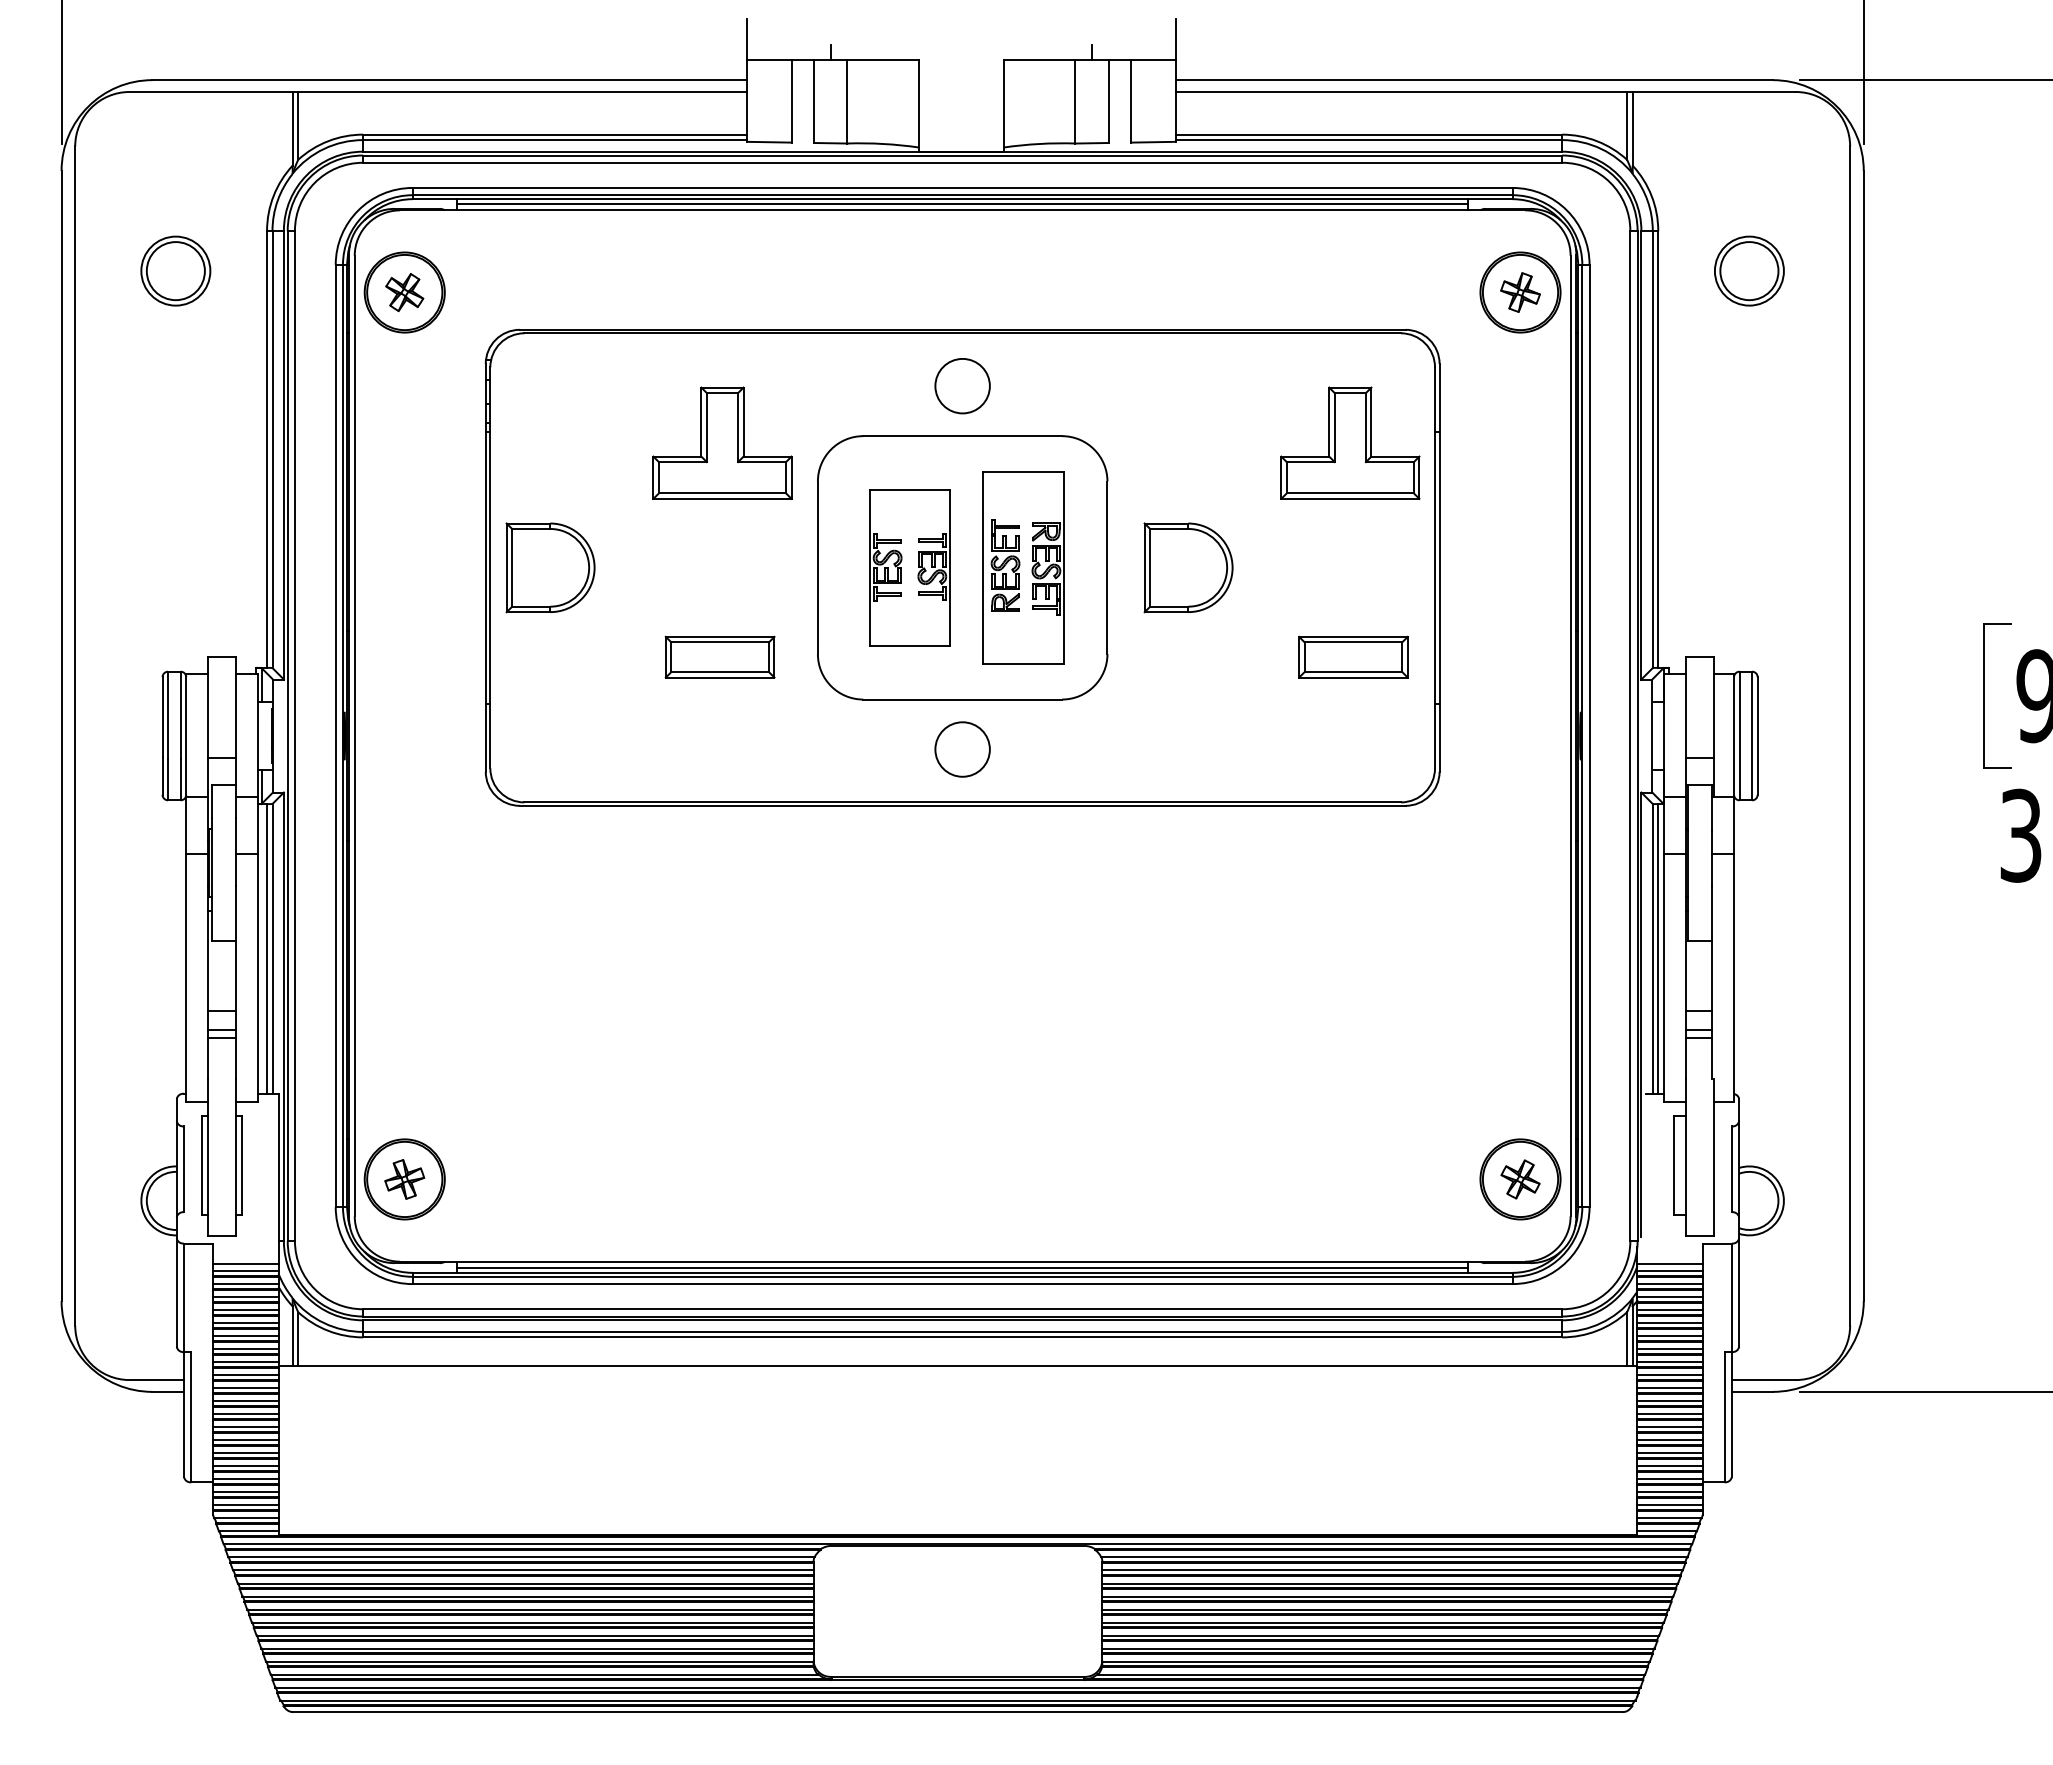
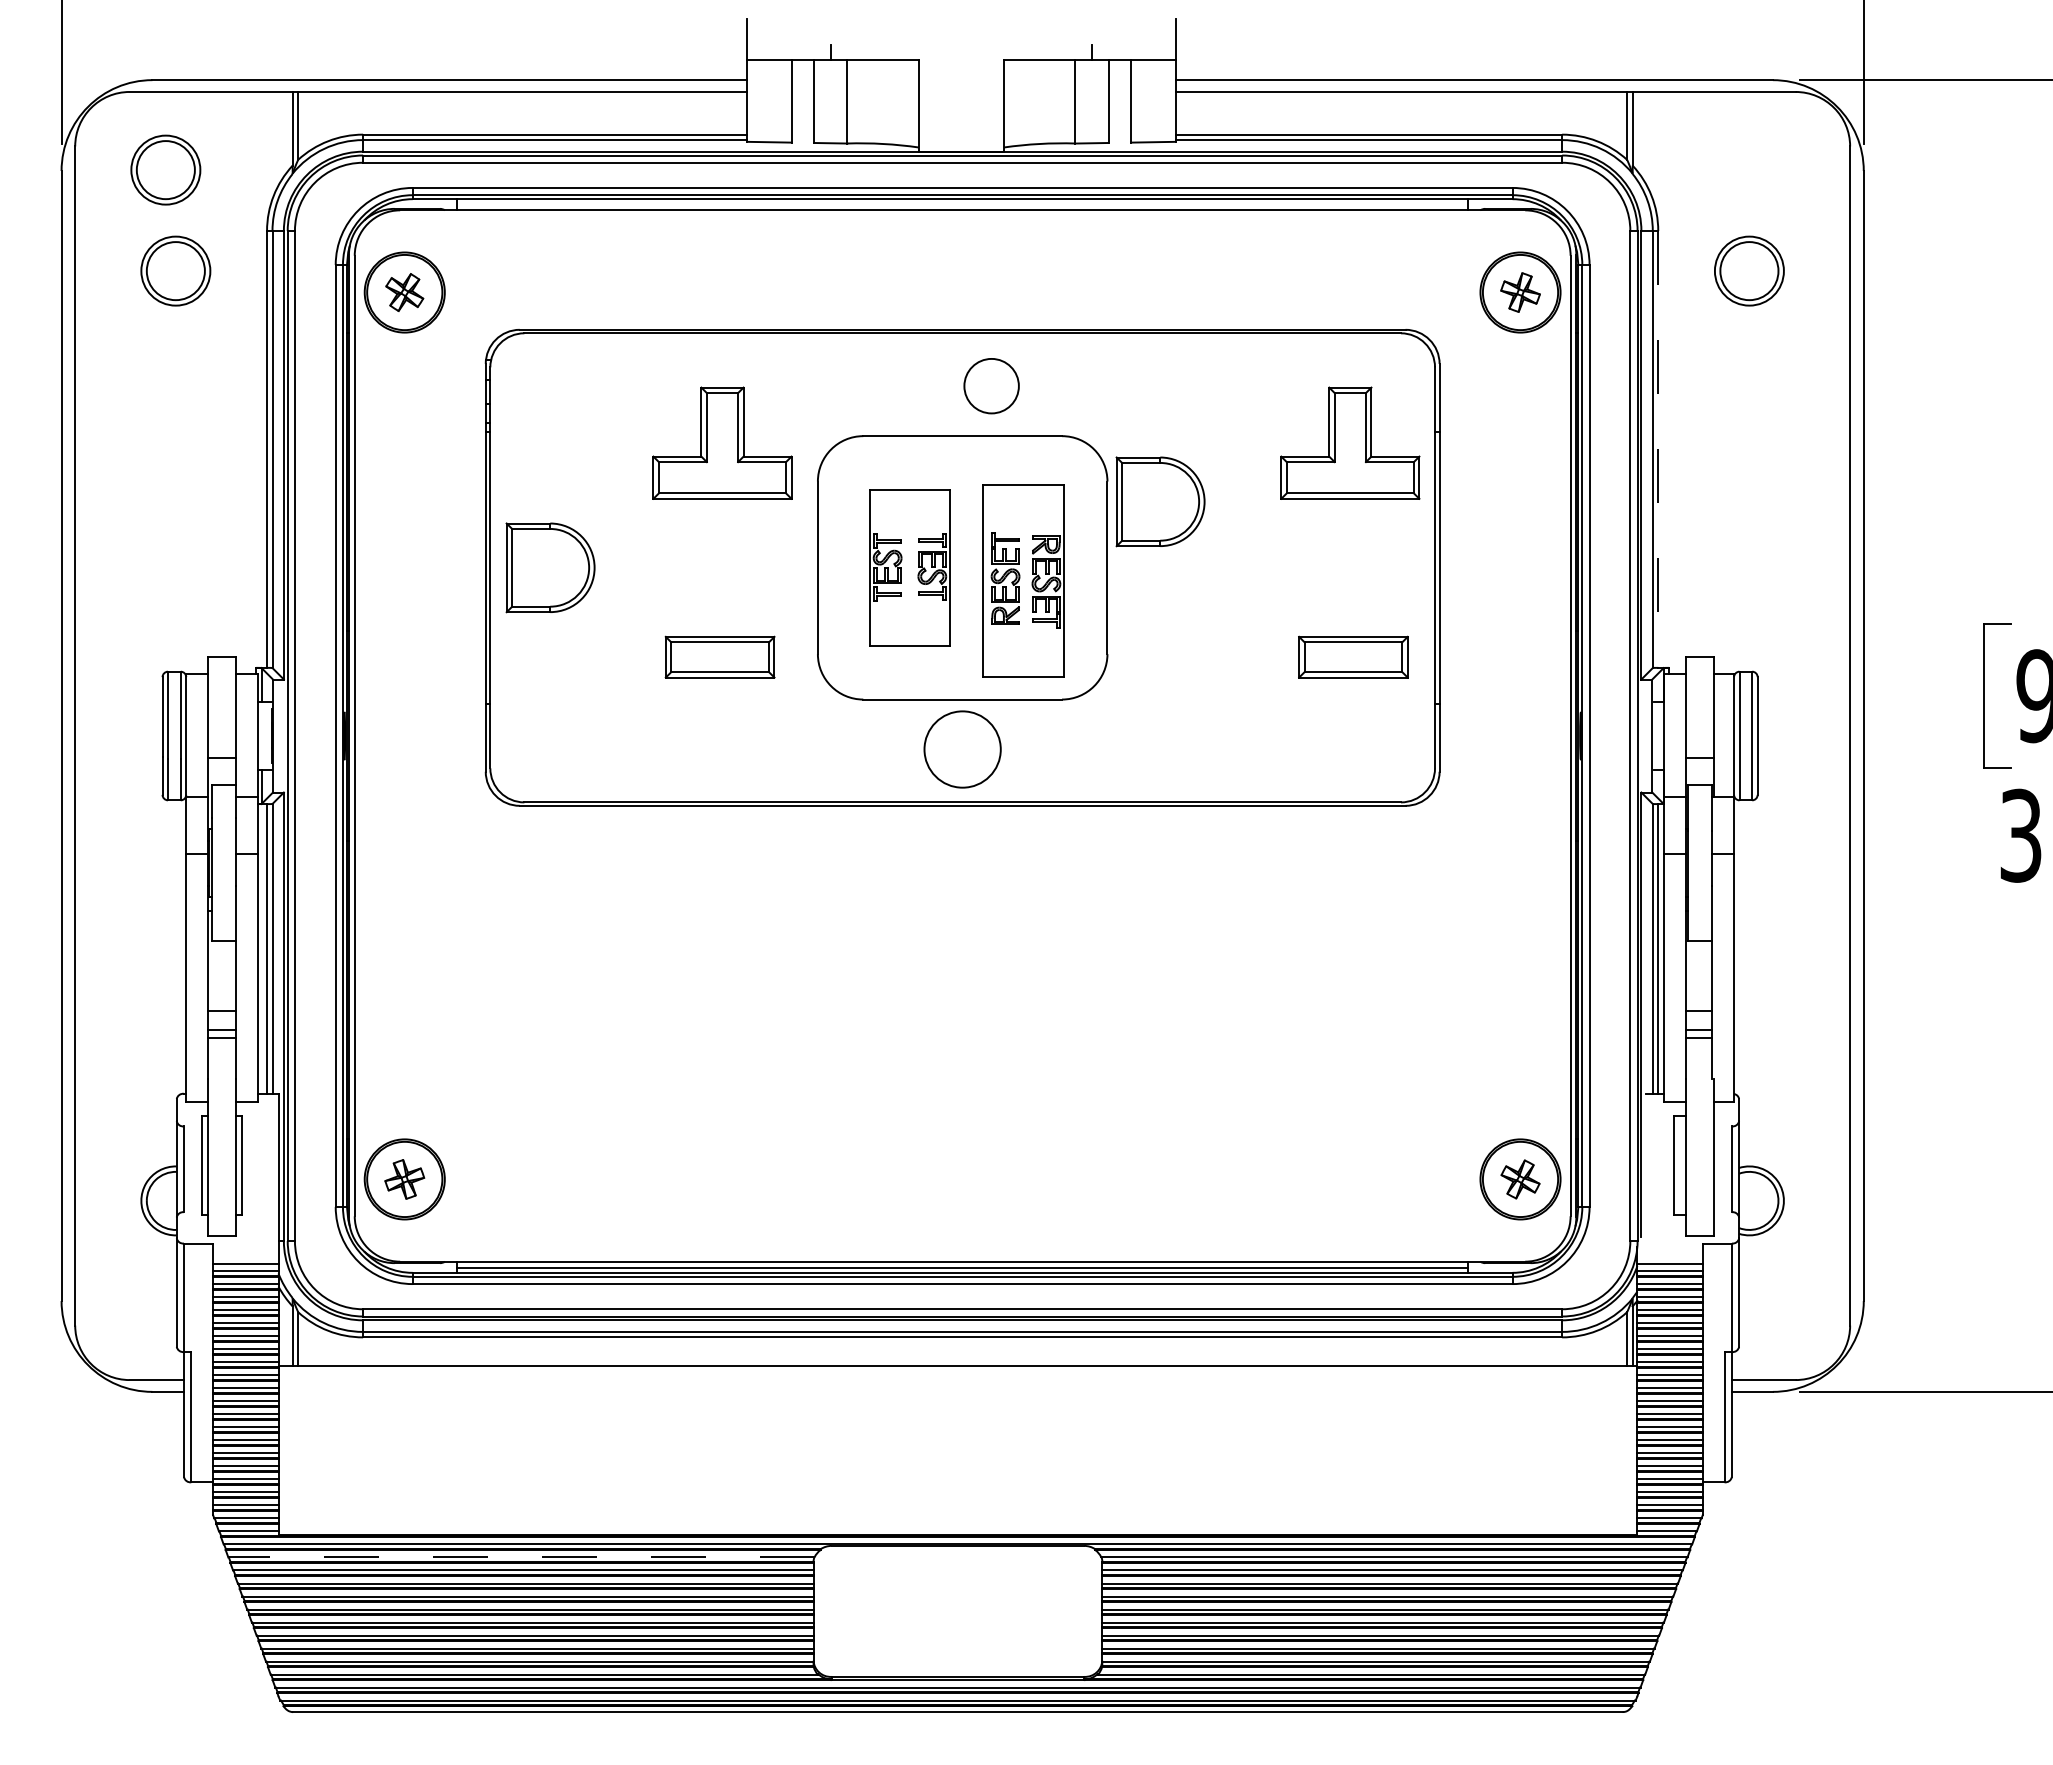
part: none -> present (165, 169)
line: present -> none (962, 203)
circle position: (962, 386) -> (991, 386) (991, 386)
line: solid -> dashed (1658, 449)
part position: (1023, 567) -> (1023, 580) (1023, 580)
part position: (1188, 567) -> (1160, 501) (1160, 501)
circle diameter: 55 px -> 76 px (962, 749)
line: solid -> dashed (520, 1557)
